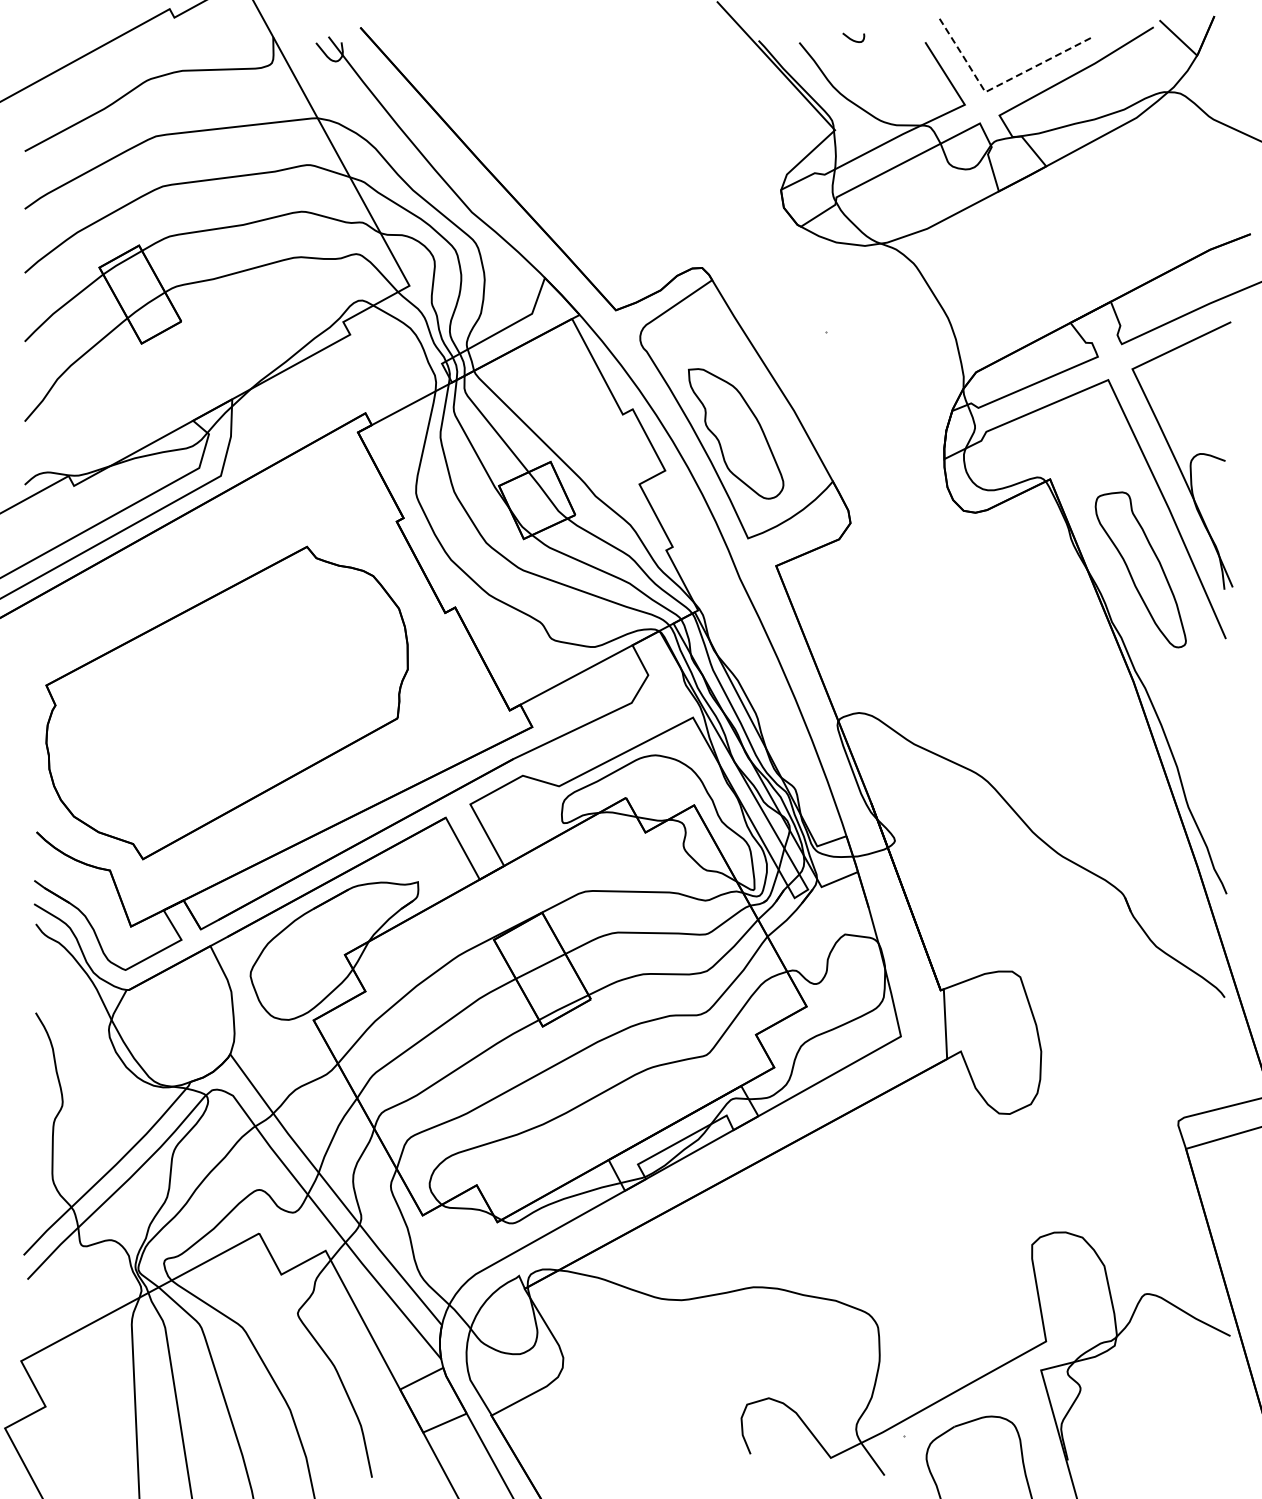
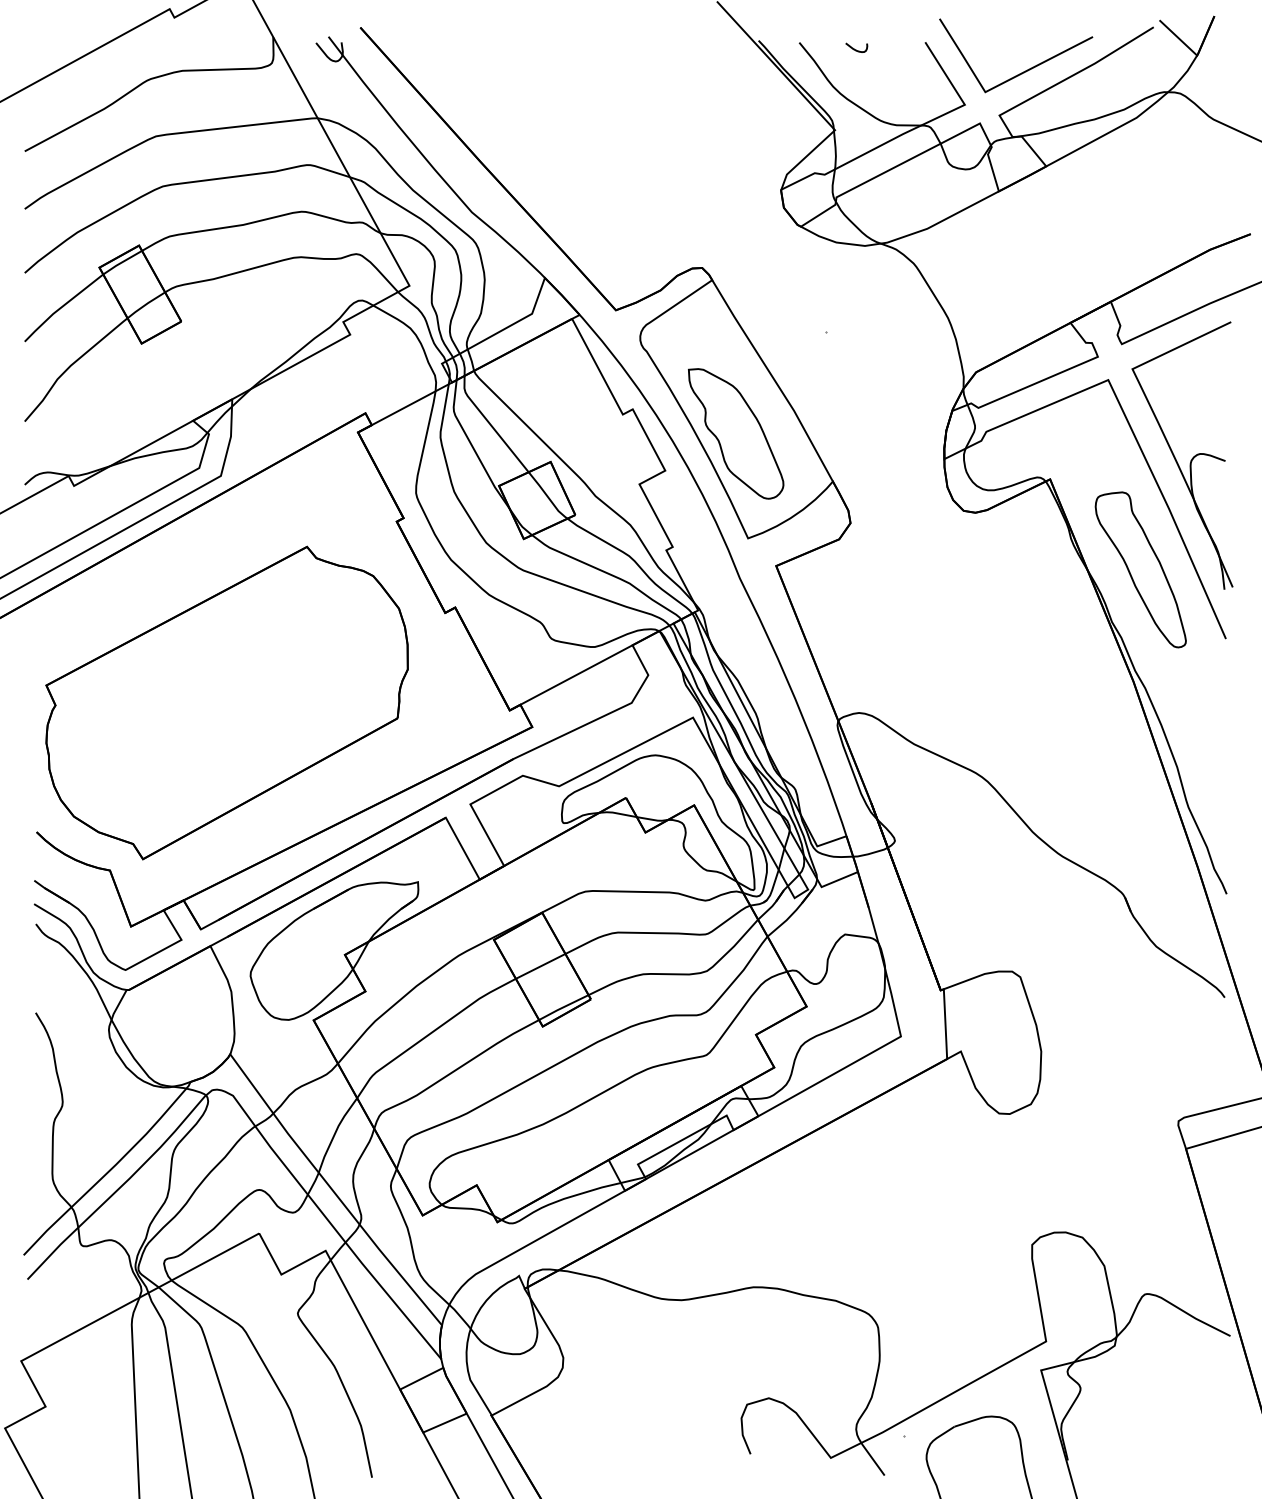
curve position: (853, 39) -> (856, 49) (856, 49)
line: dashed -> solid (999, 84)
